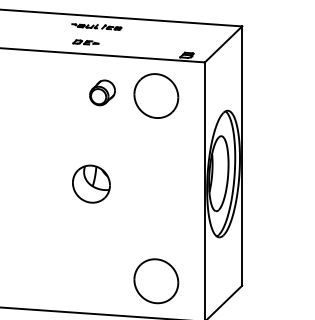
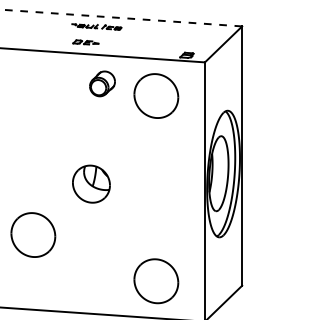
line: solid -> dashed (120, 18)
part position: (102, 92) -> (102, 83) (102, 83)
part: none -> present (33, 234)
